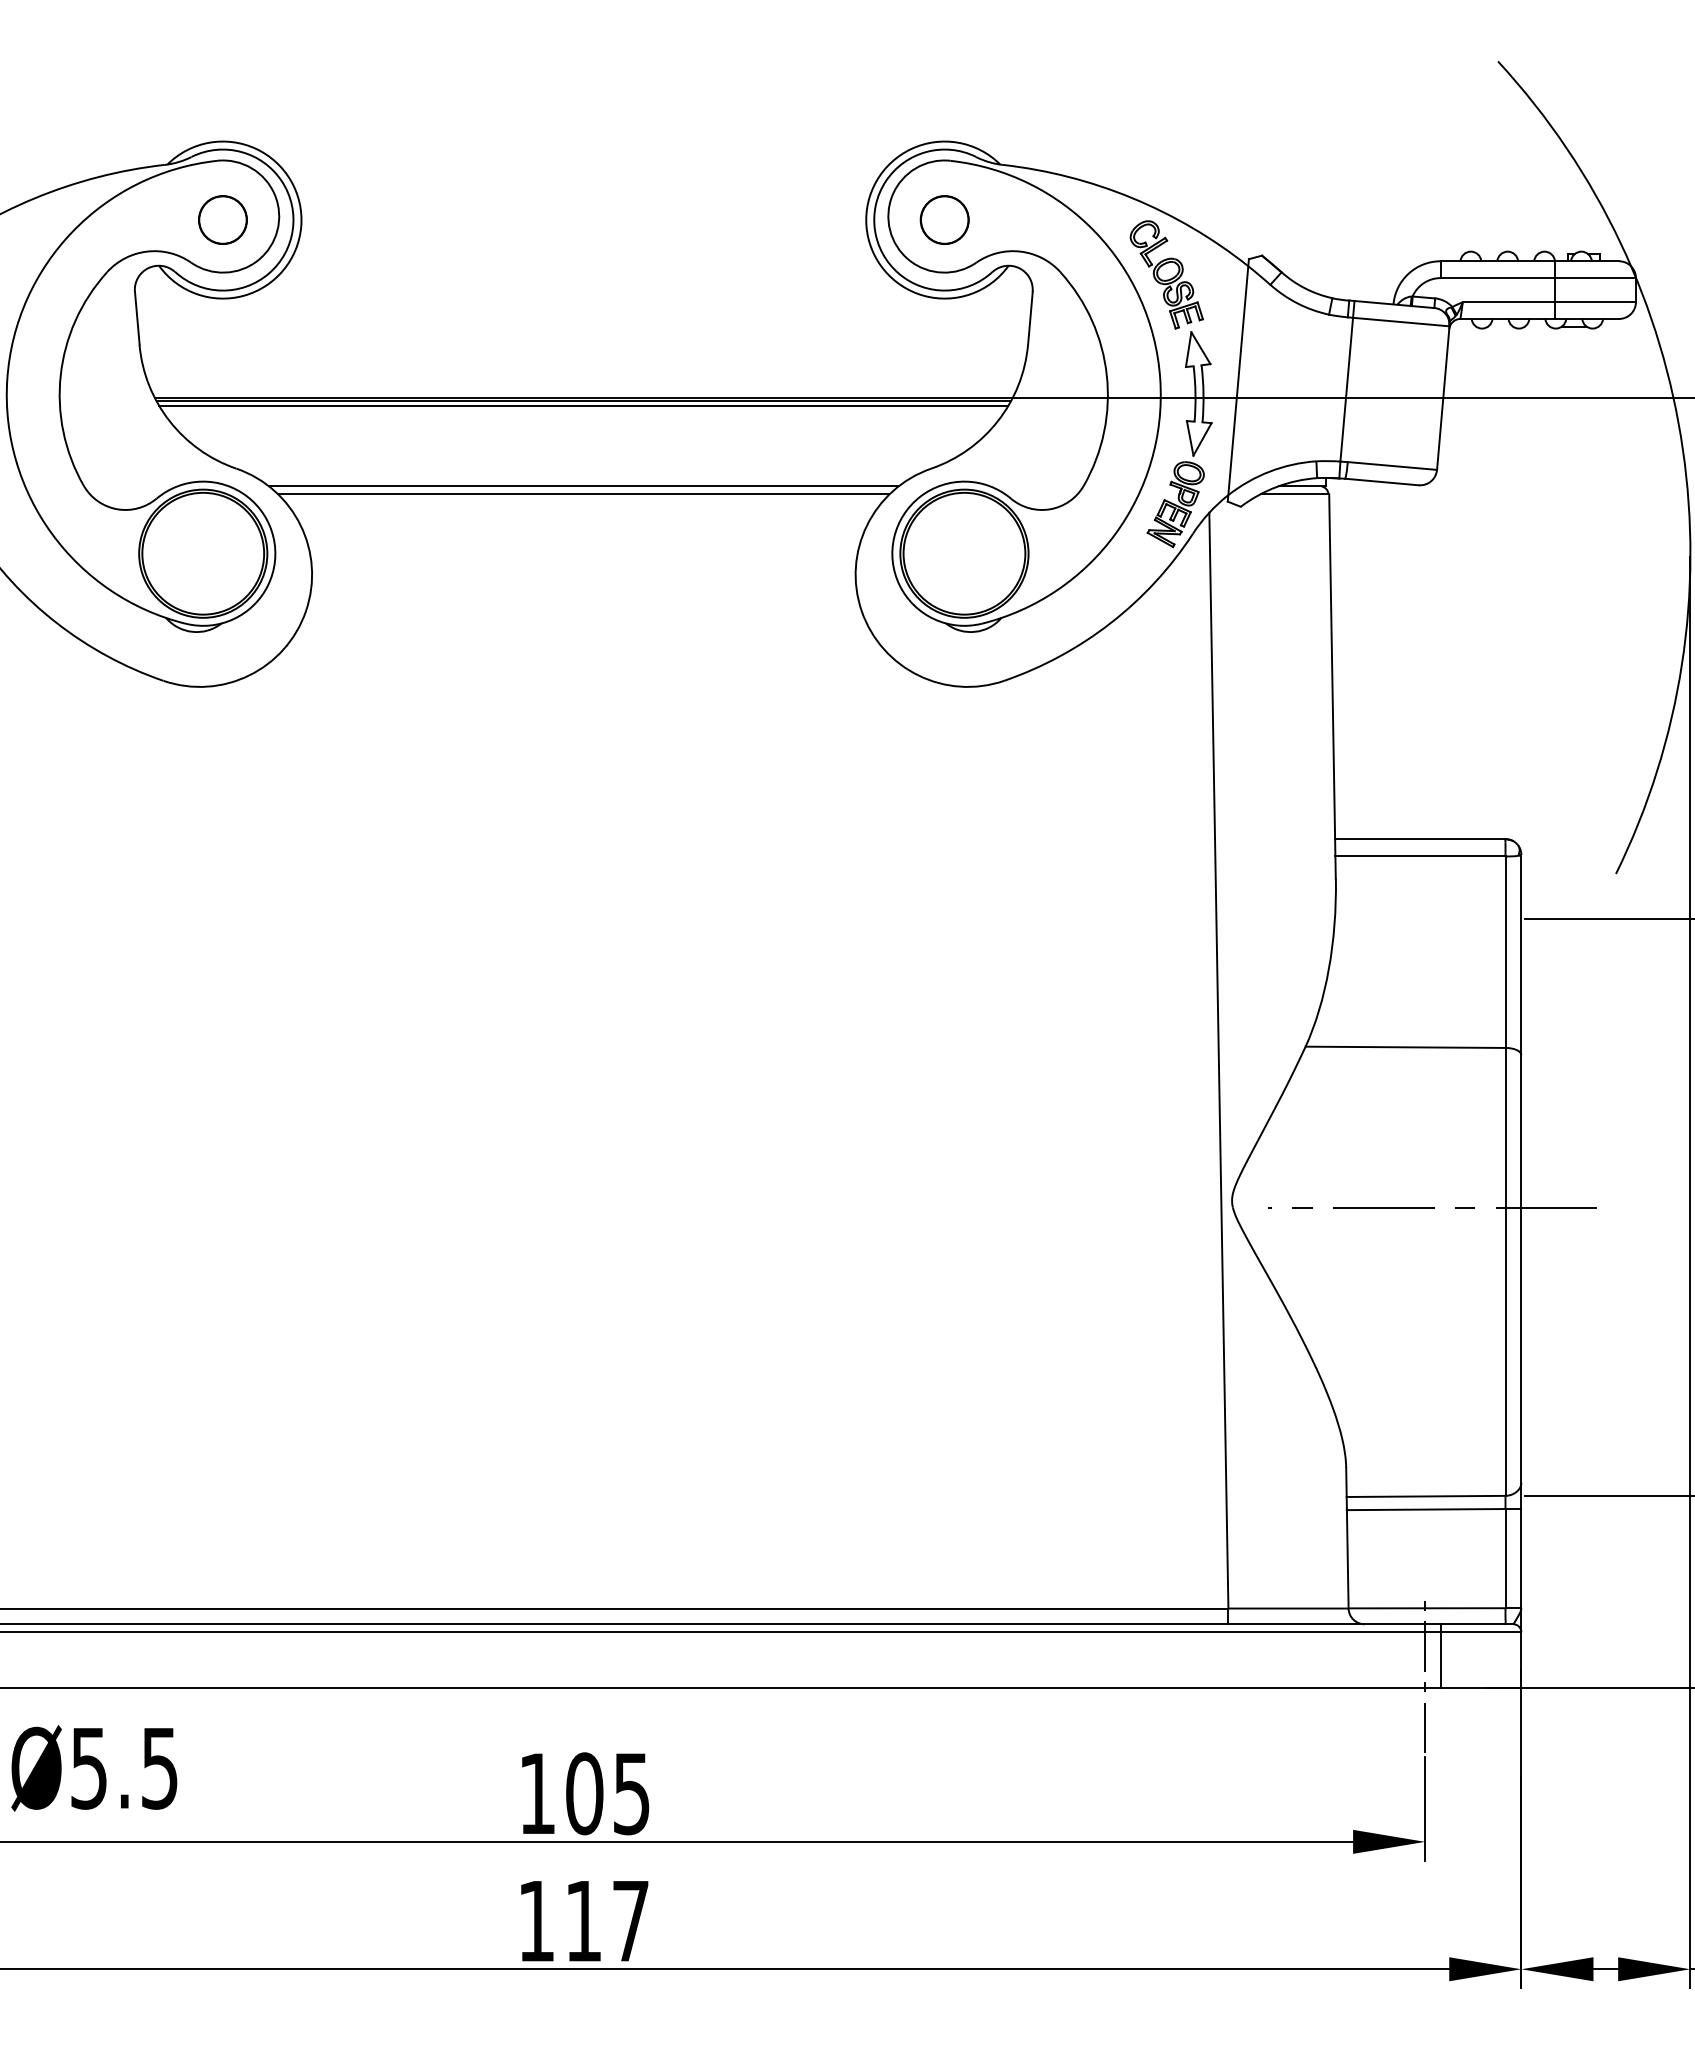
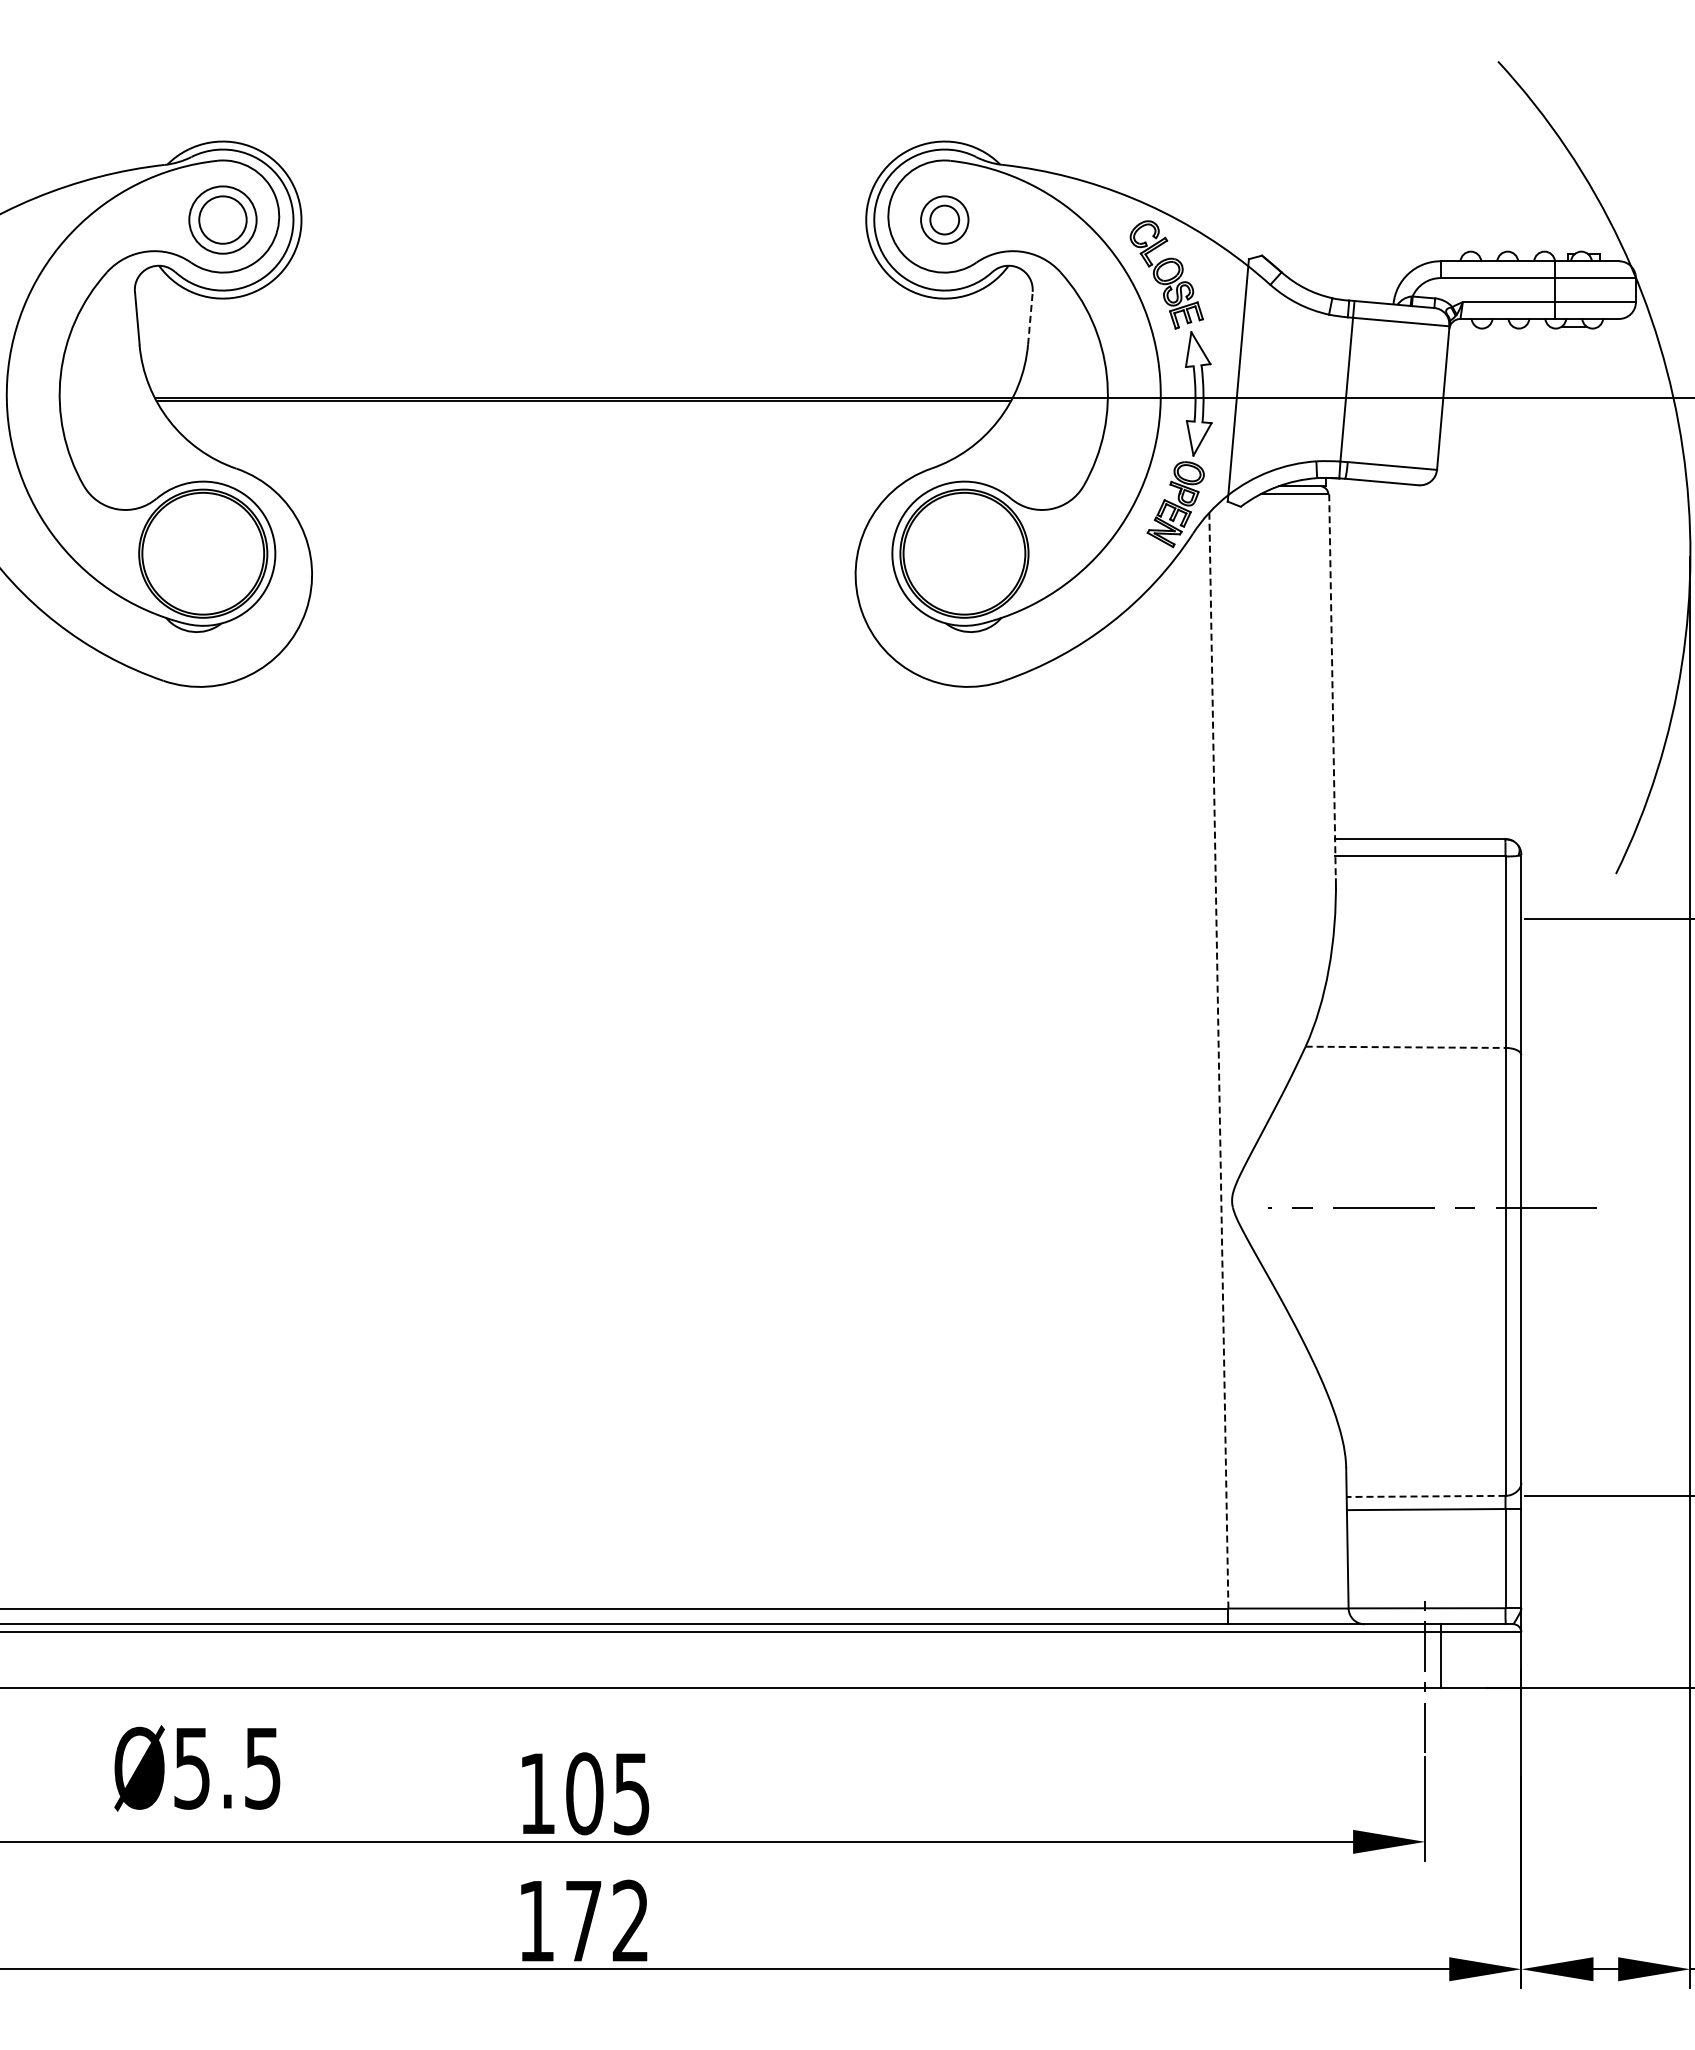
circle diameter: 48 px -> 67 px (222, 219)
circle diameter: 48 px -> 29 px (944, 219)
line: solid -> dashed (1030, 318)
line: present -> none (583, 405)
line: present -> none (583, 486)
line: present -> none (583, 494)
line: solid -> dashed (1332, 686)
line: solid -> dashed (1405, 1047)
line: solid -> dashed (1218, 1060)
line: solid -> dashed (1425, 1496)
text position: (94, 1768) -> (197, 1768) (197, 1768)
text: 117 -> 172 (607, 1920)
